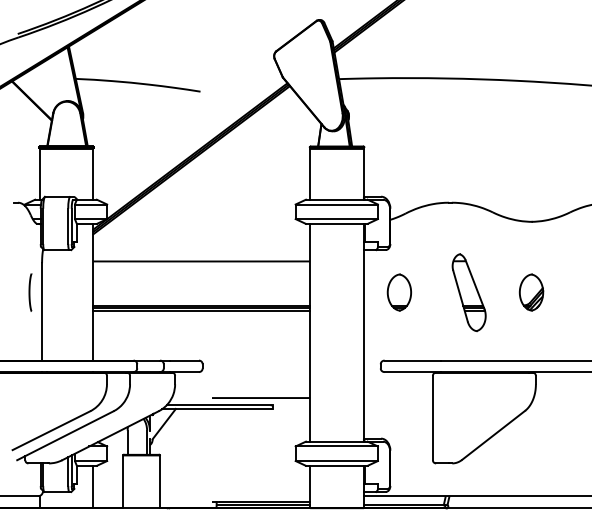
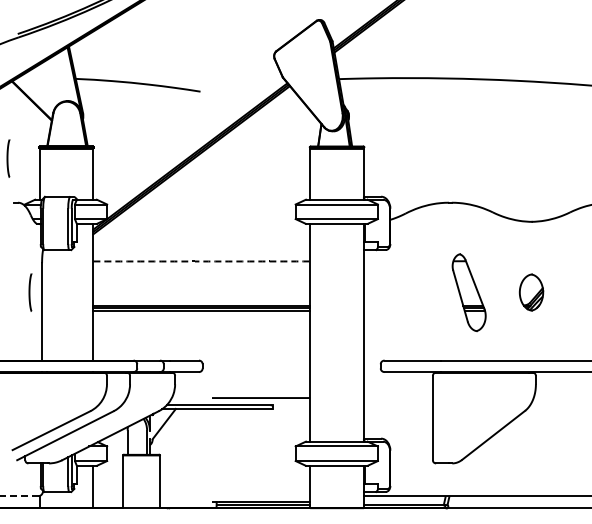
curve: none -> present (8, 158)
line: solid -> dashed (201, 261)
part: present -> none (398, 292)
line: solid -> dashed (19, 496)
